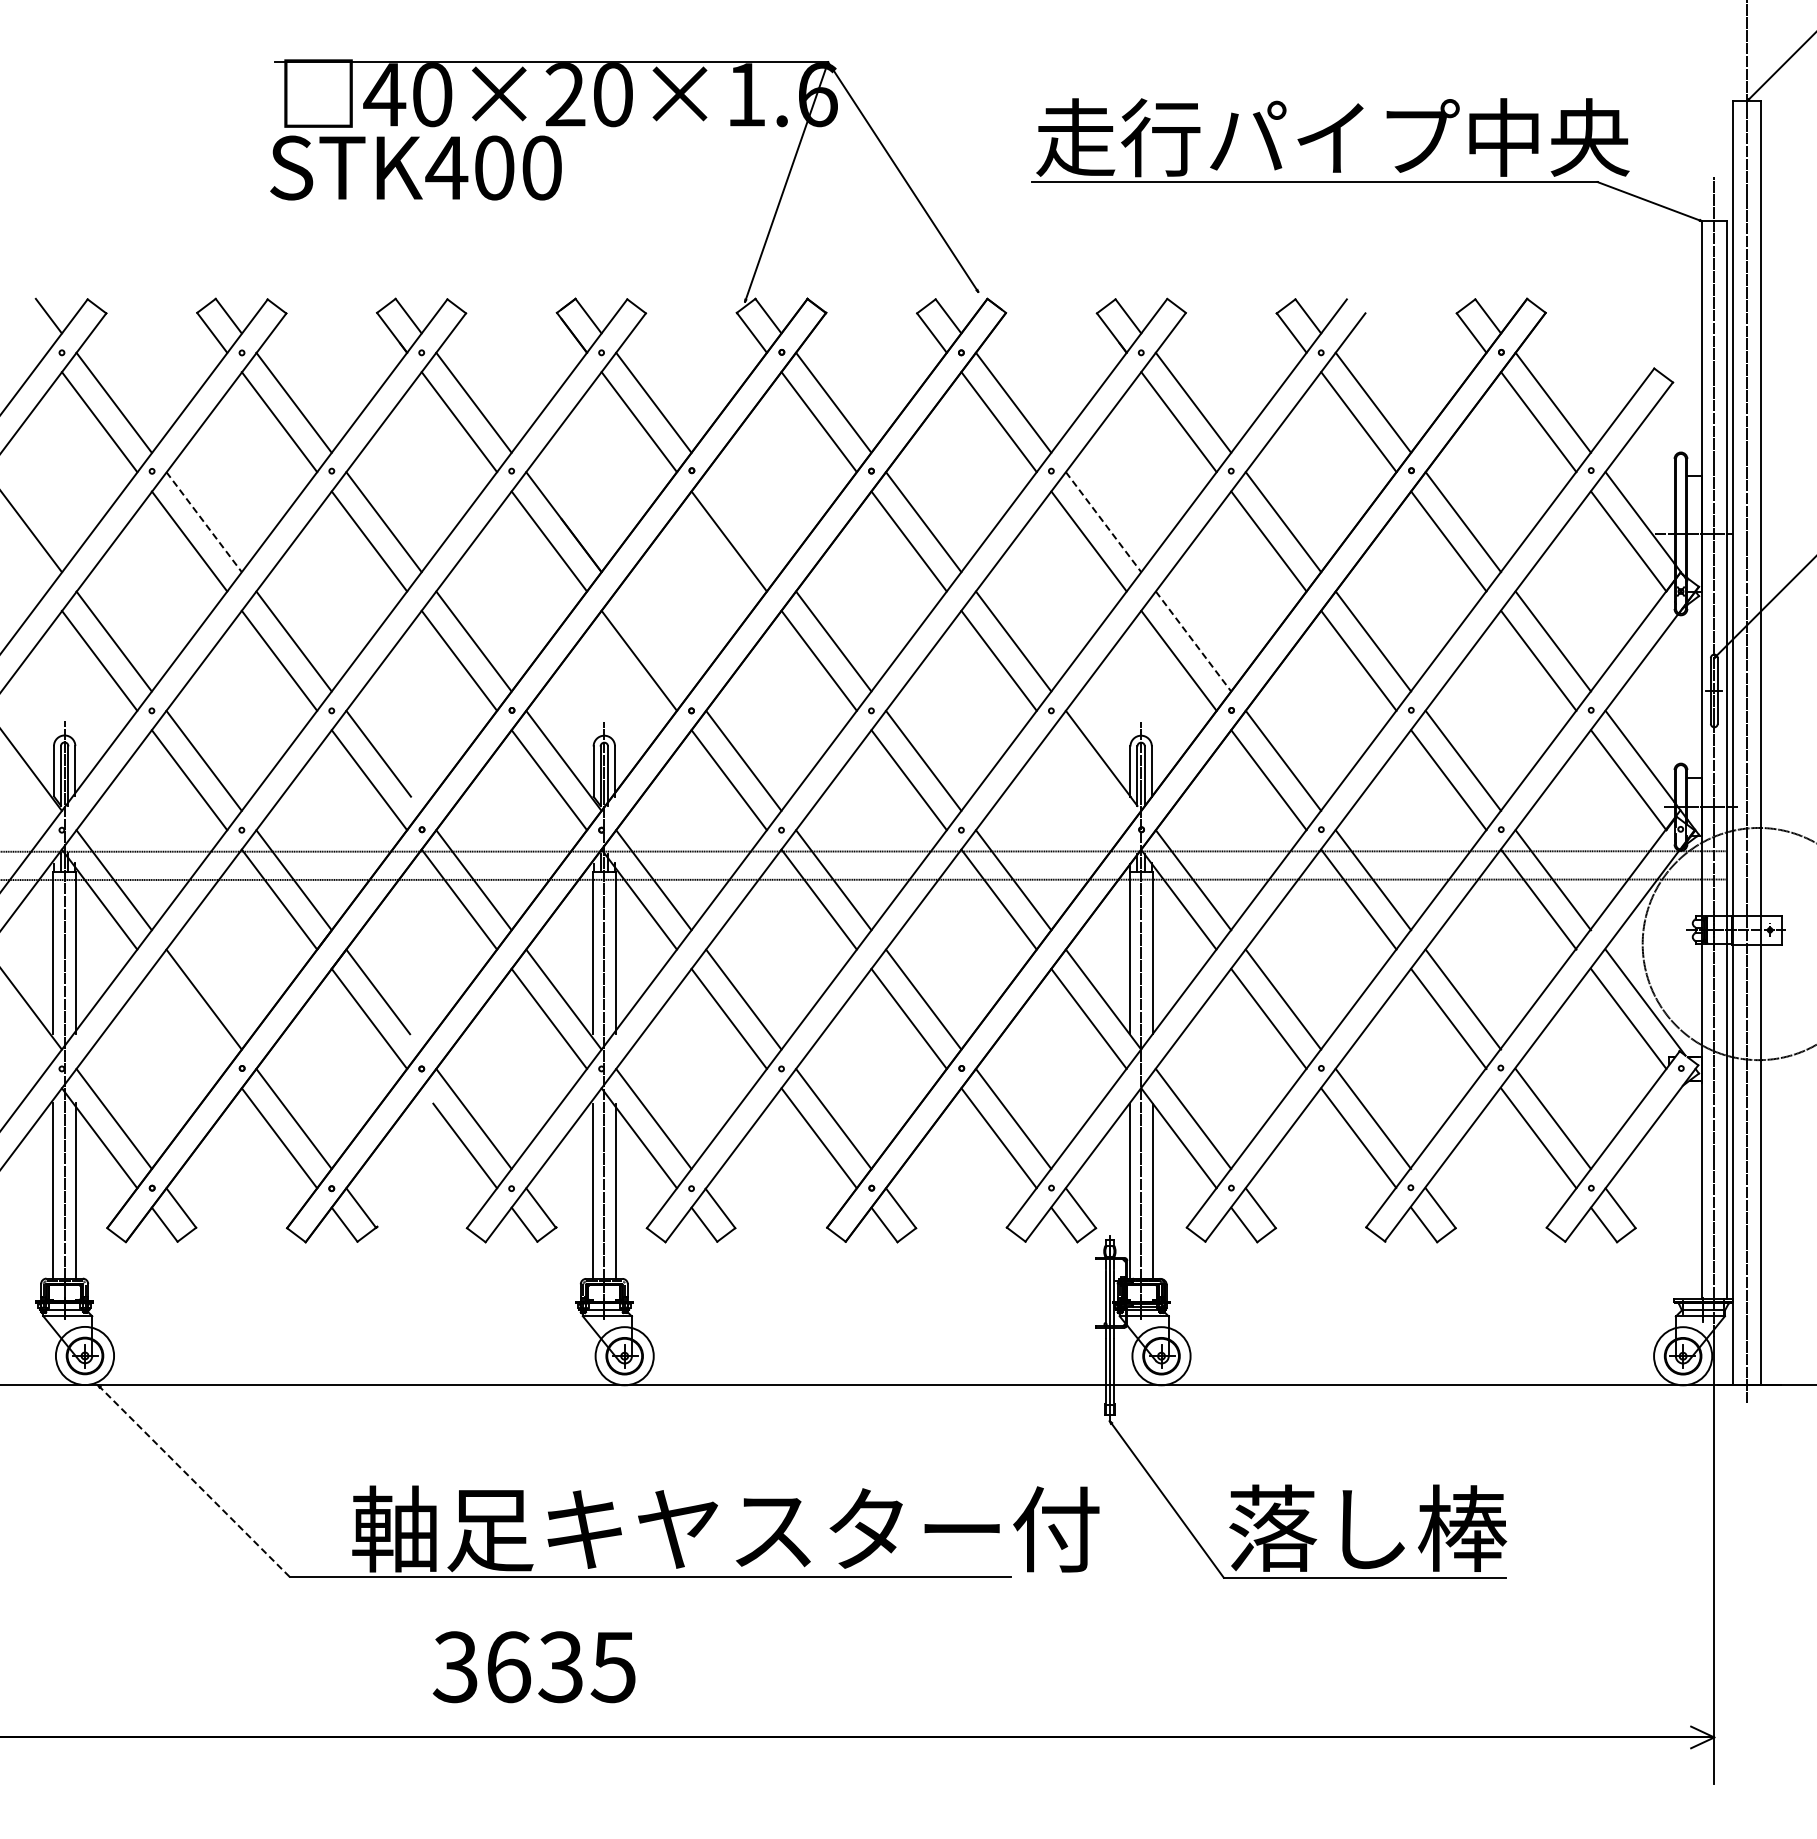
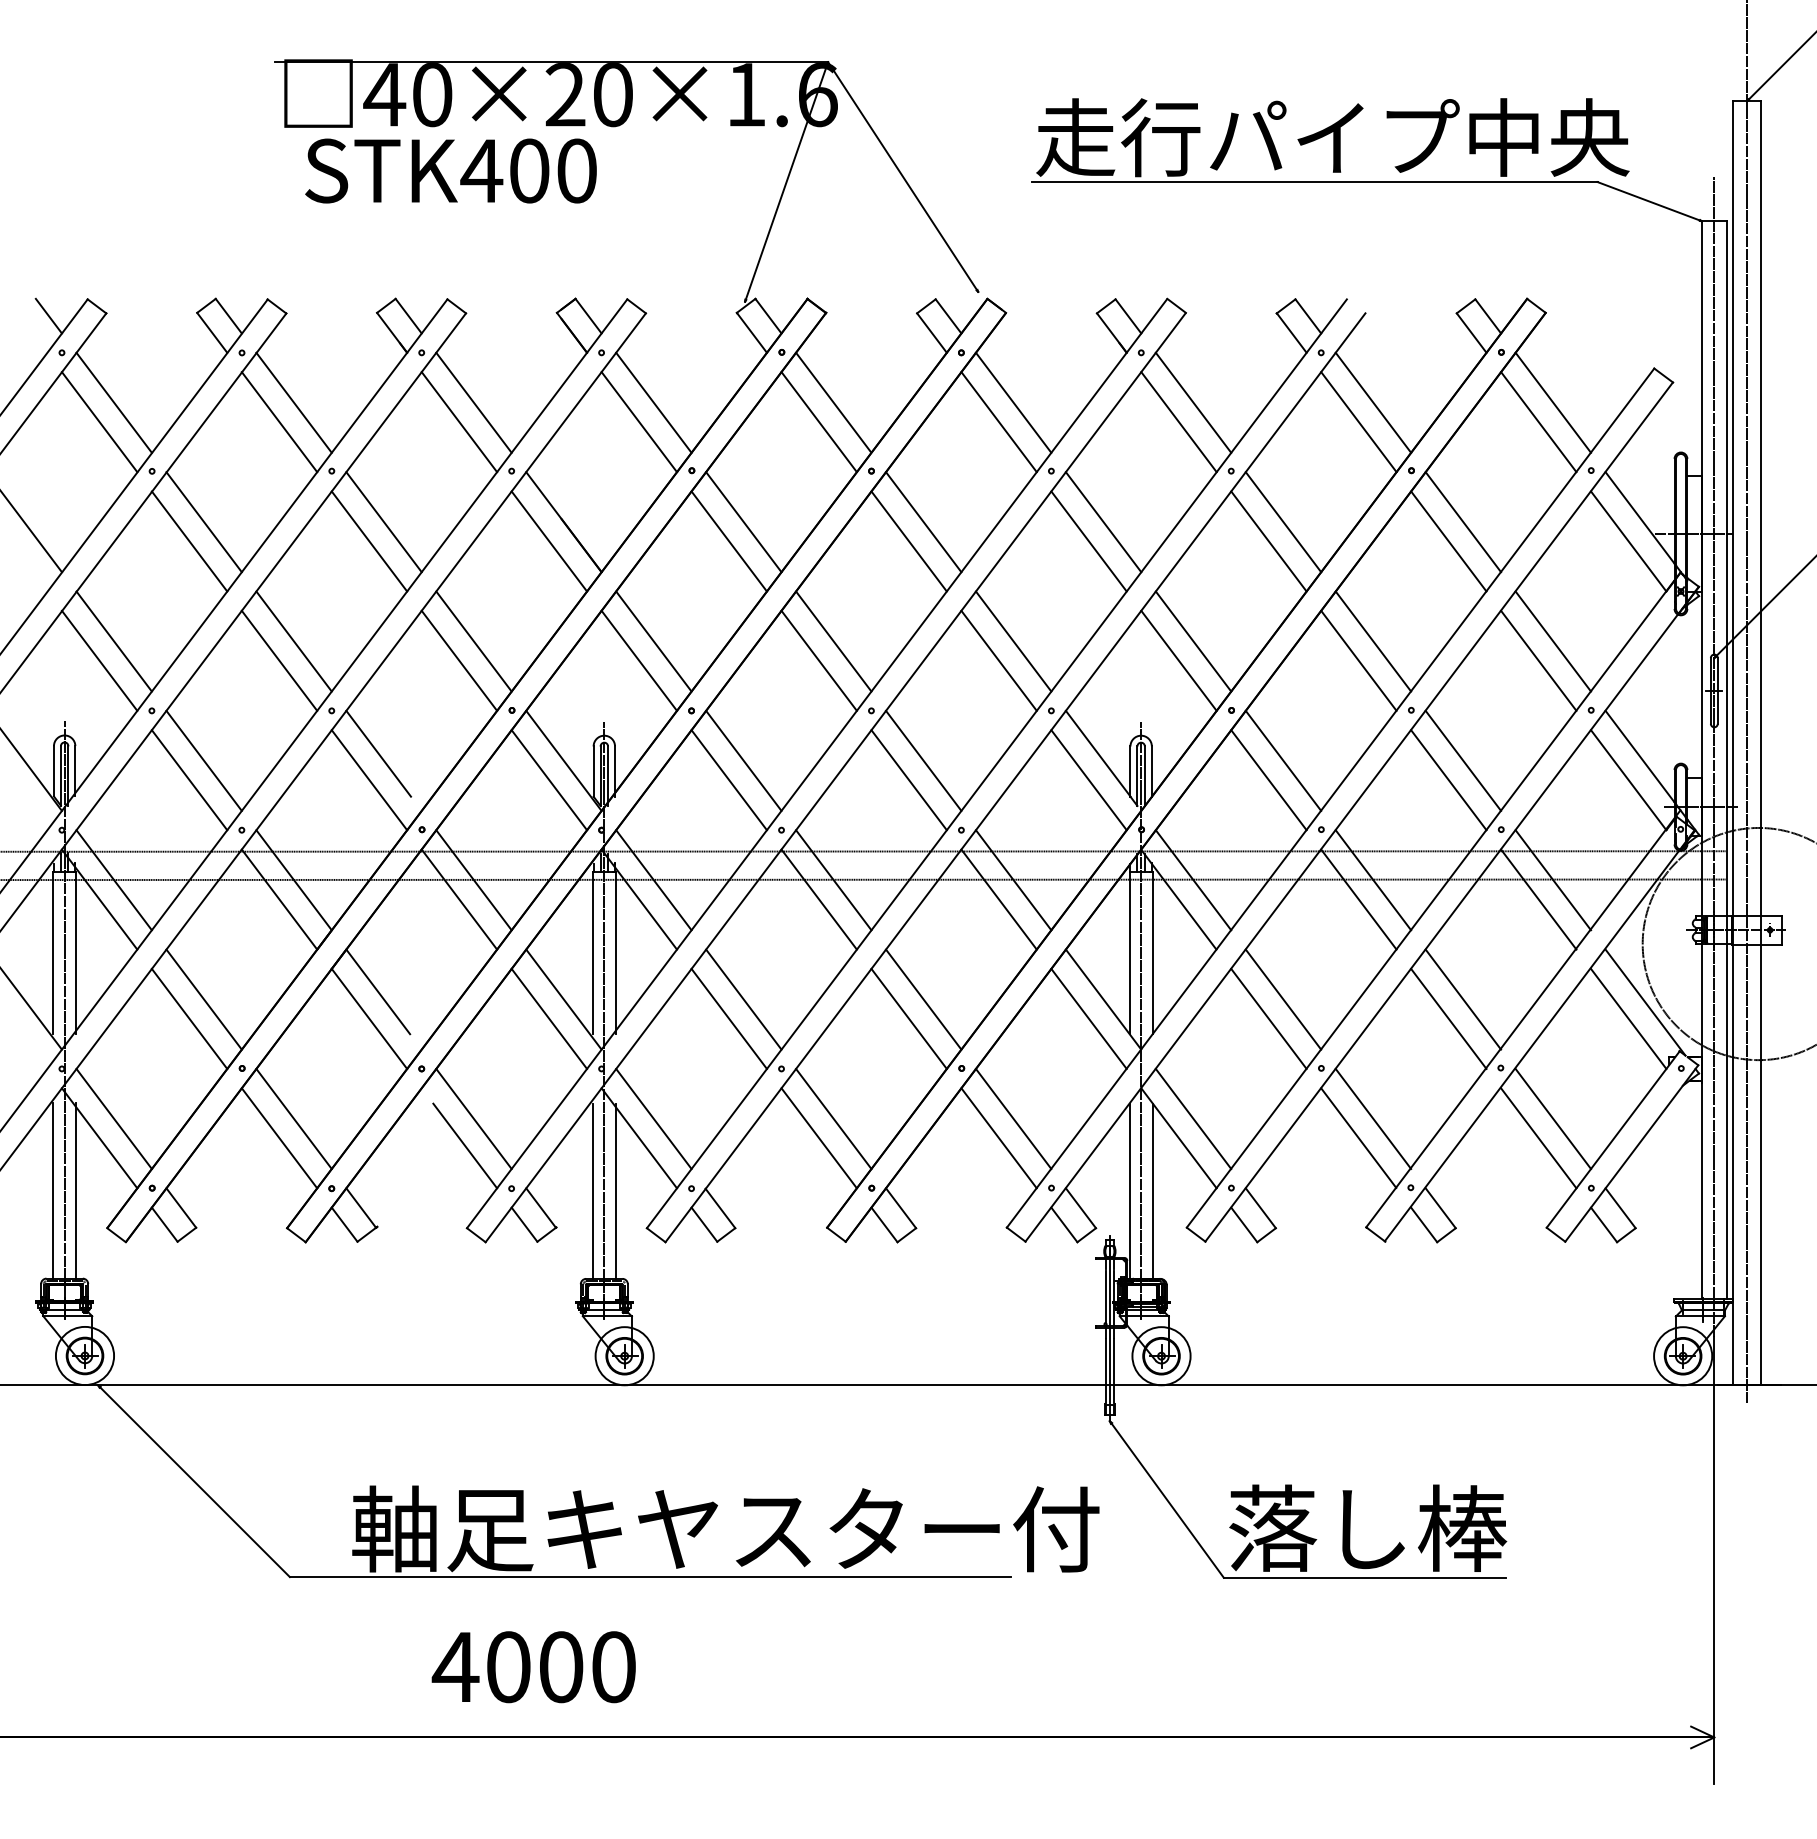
text position: (415, 167) -> (450, 170) (450, 170)
line: dashed -> solid (204, 522)
line: none -> present (743, 522)
line: dashed -> solid (1103, 522)
line: none -> present (653, 641)
line: dashed -> solid (1193, 641)
line: none -> present (1088, 780)
line: none -> present (189, 1018)
line: dashed -> solid (194, 1481)
text: 3635 -> 4000 (533, 1667)
